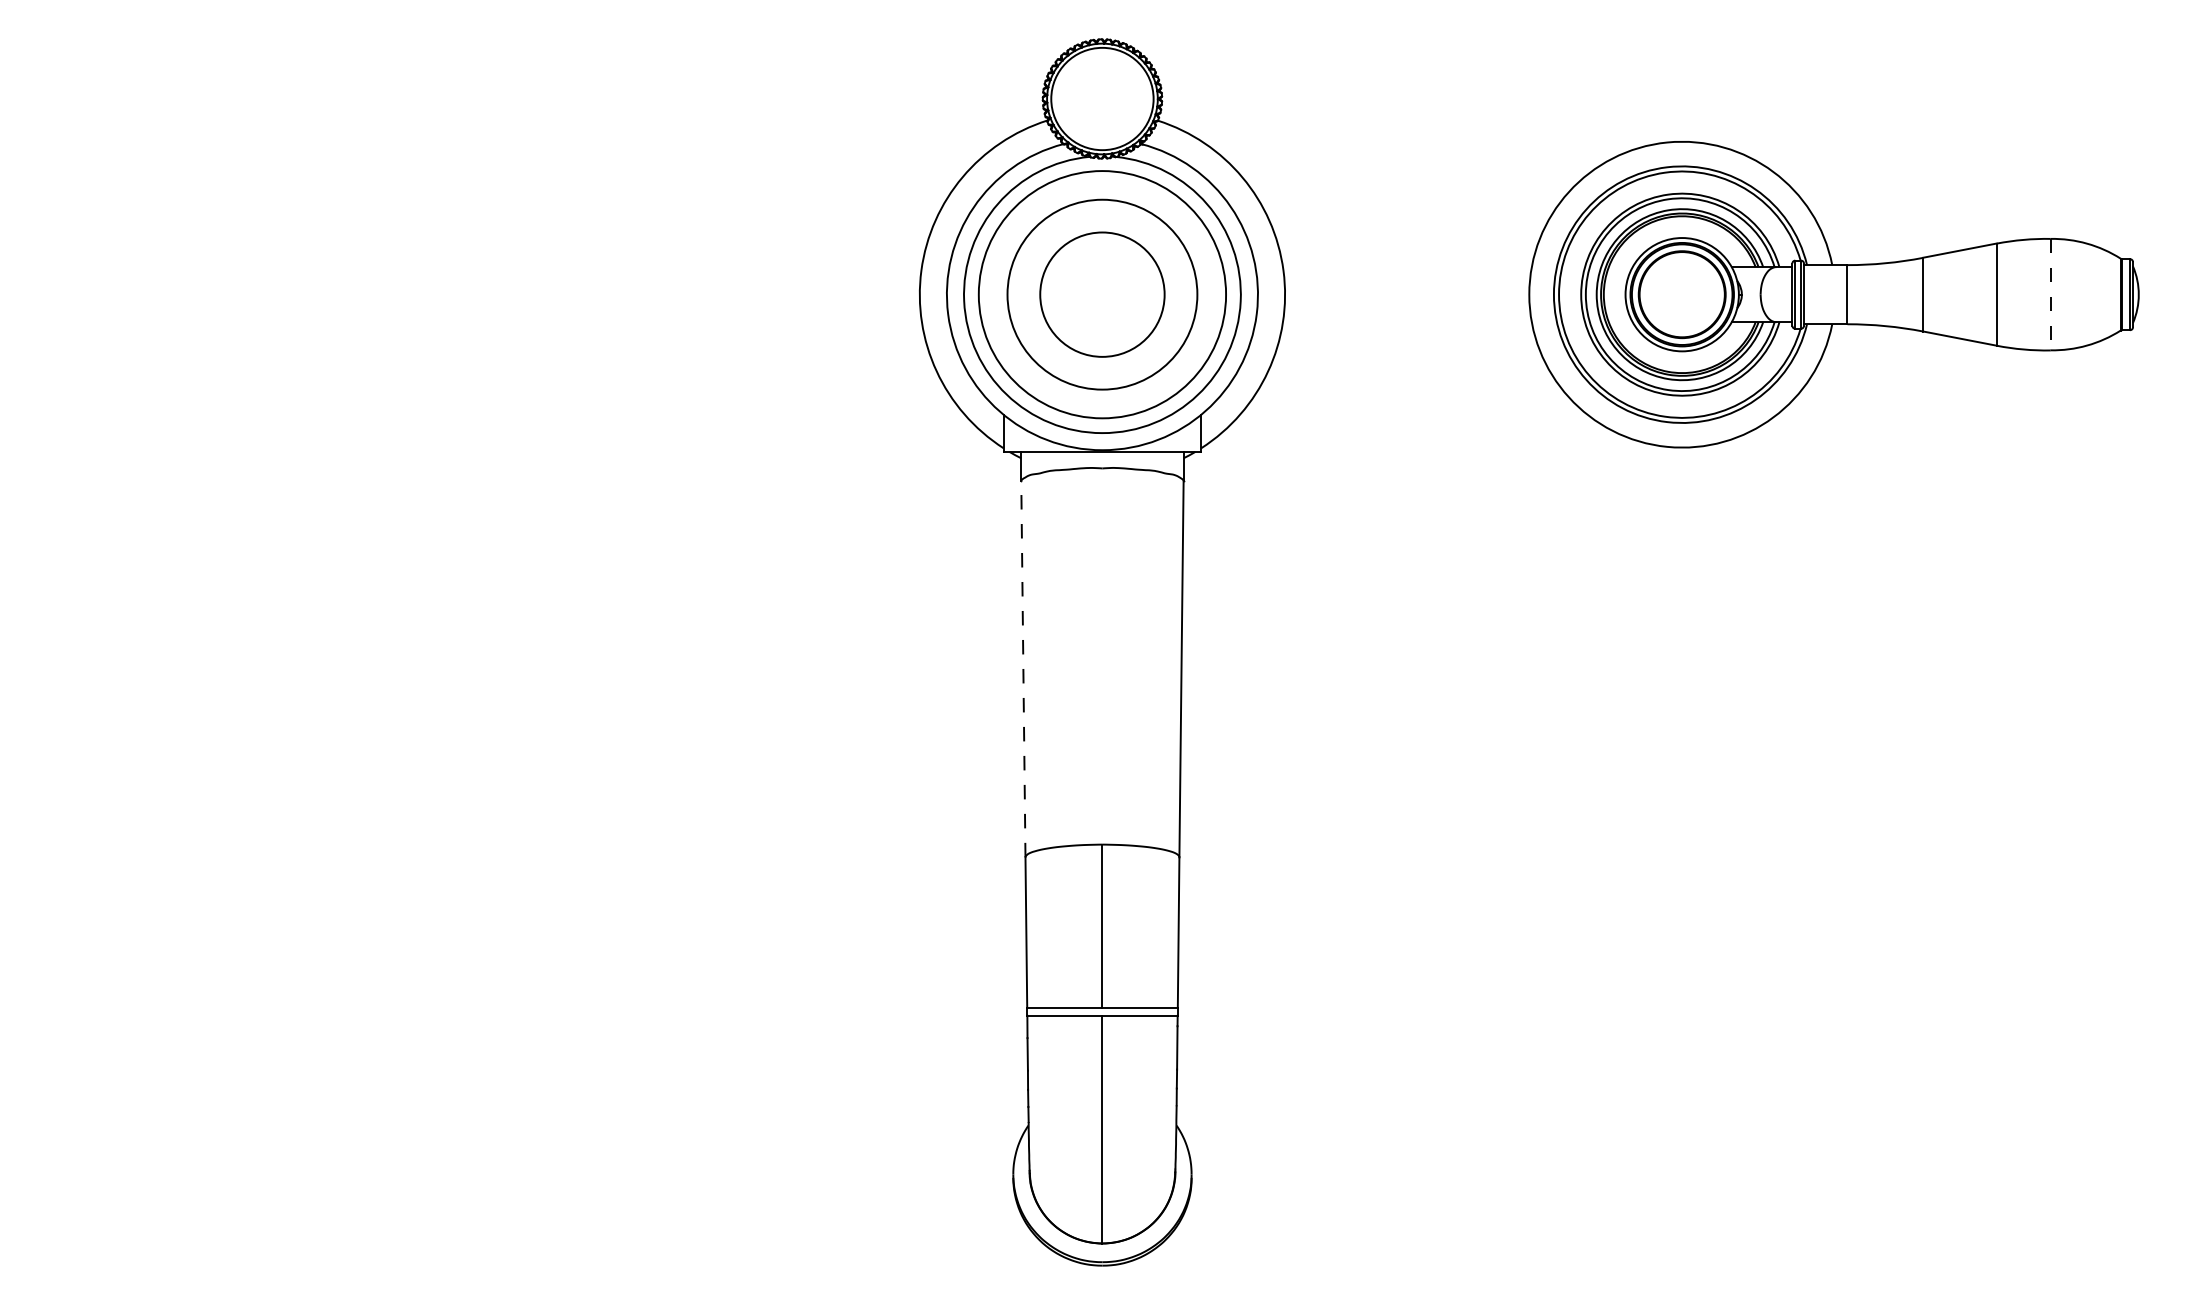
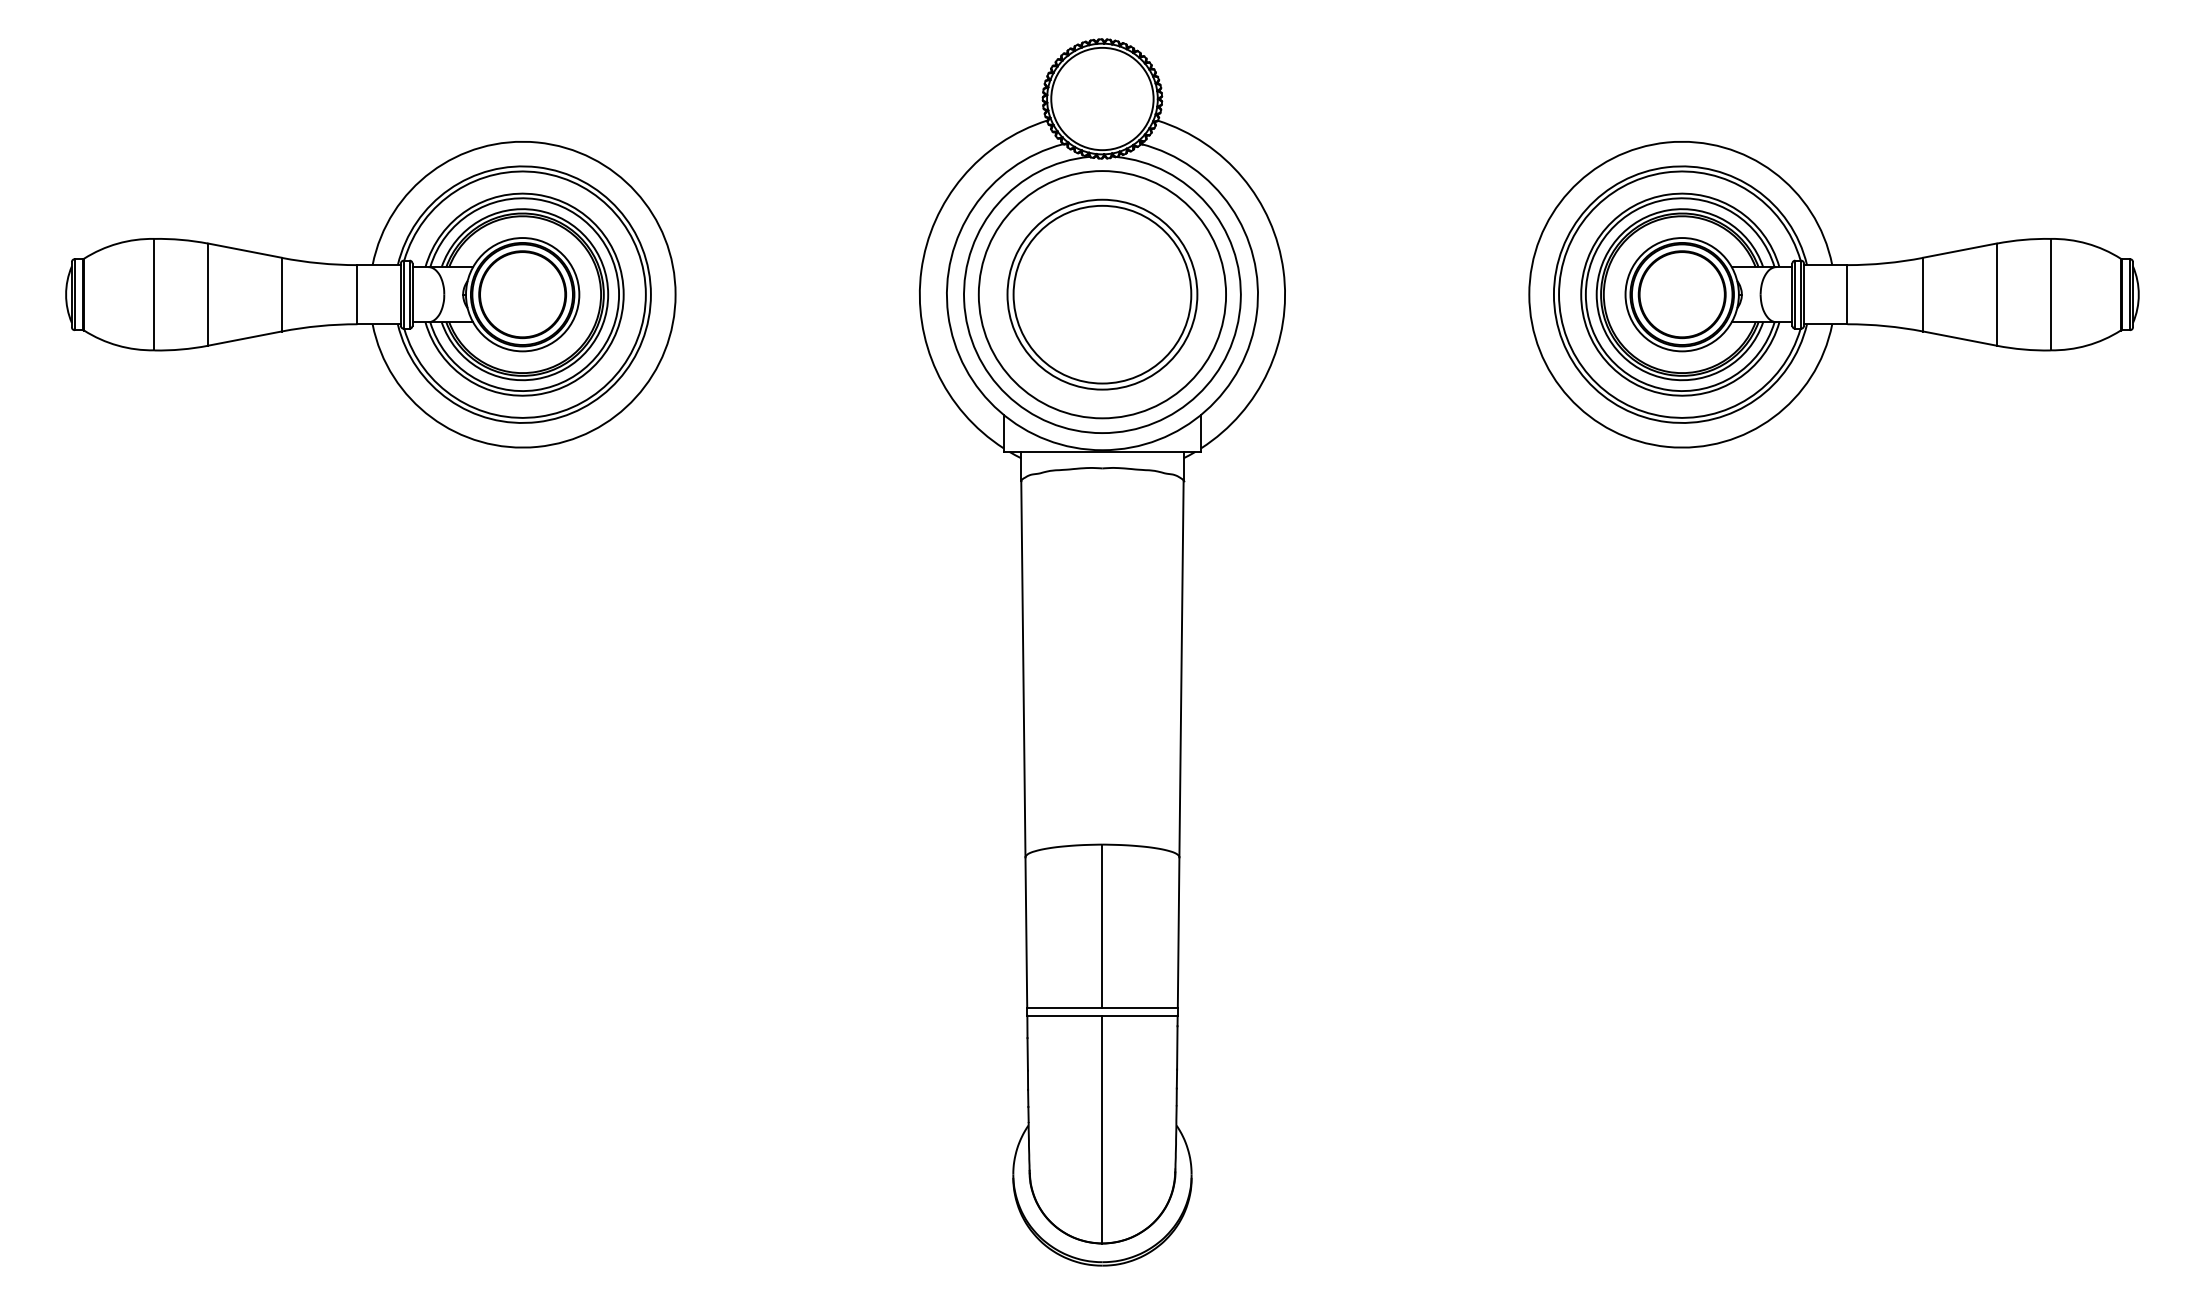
part: none -> present (370, 294)
circle diameter: 124 px -> 178 px (1102, 294)
line: dashed -> solid (2050, 294)
line: dashed -> solid (1023, 668)
